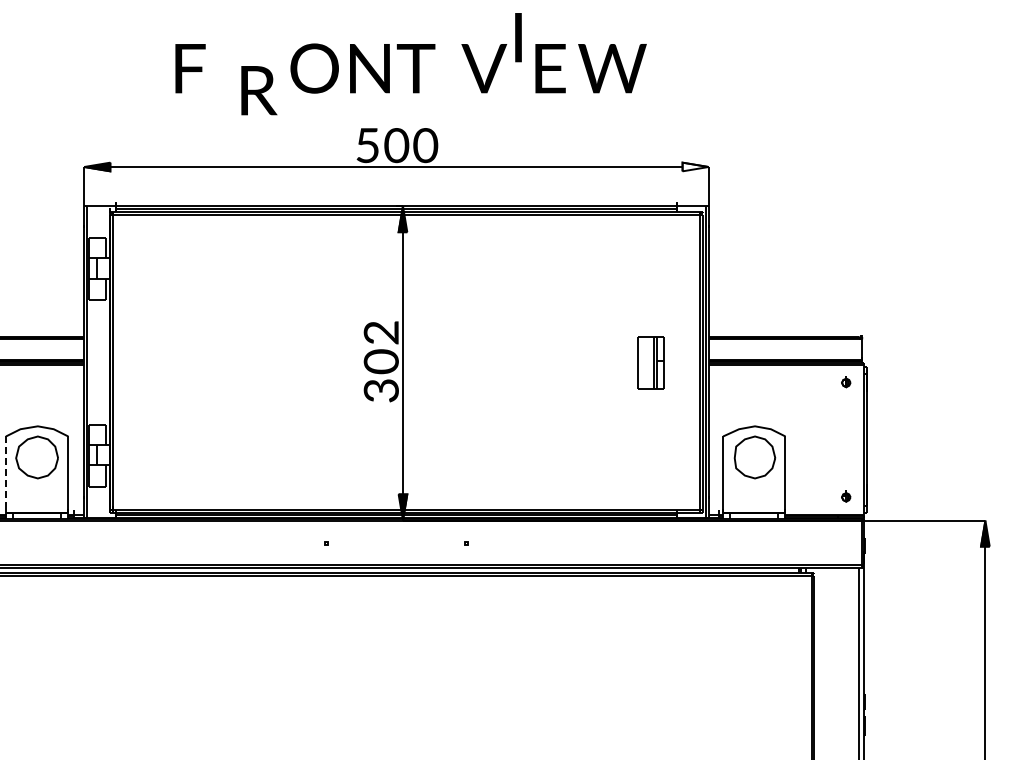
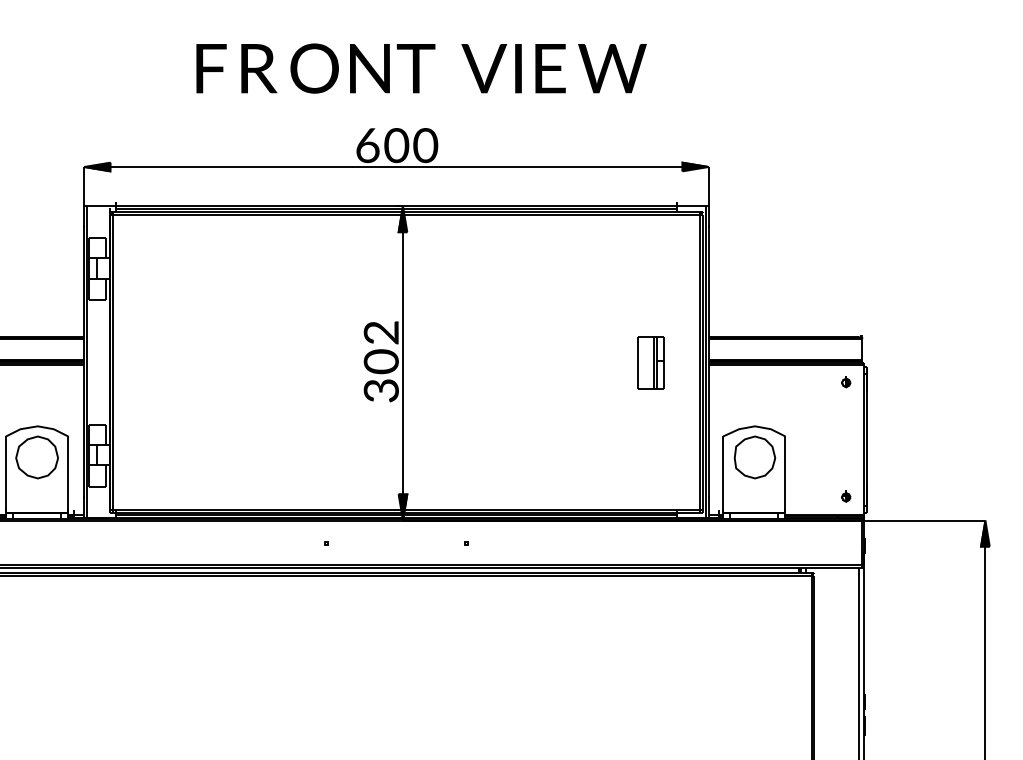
text position: (518, 37) -> (518, 68) (518, 68)
text position: (190, 68) -> (211, 68) (211, 68)
text position: (259, 90) -> (259, 68) (259, 68)
text: 5 -> 6 (367, 145)
fill: none -> present (695, 166)
line: dashed -> solid (5, 475)
